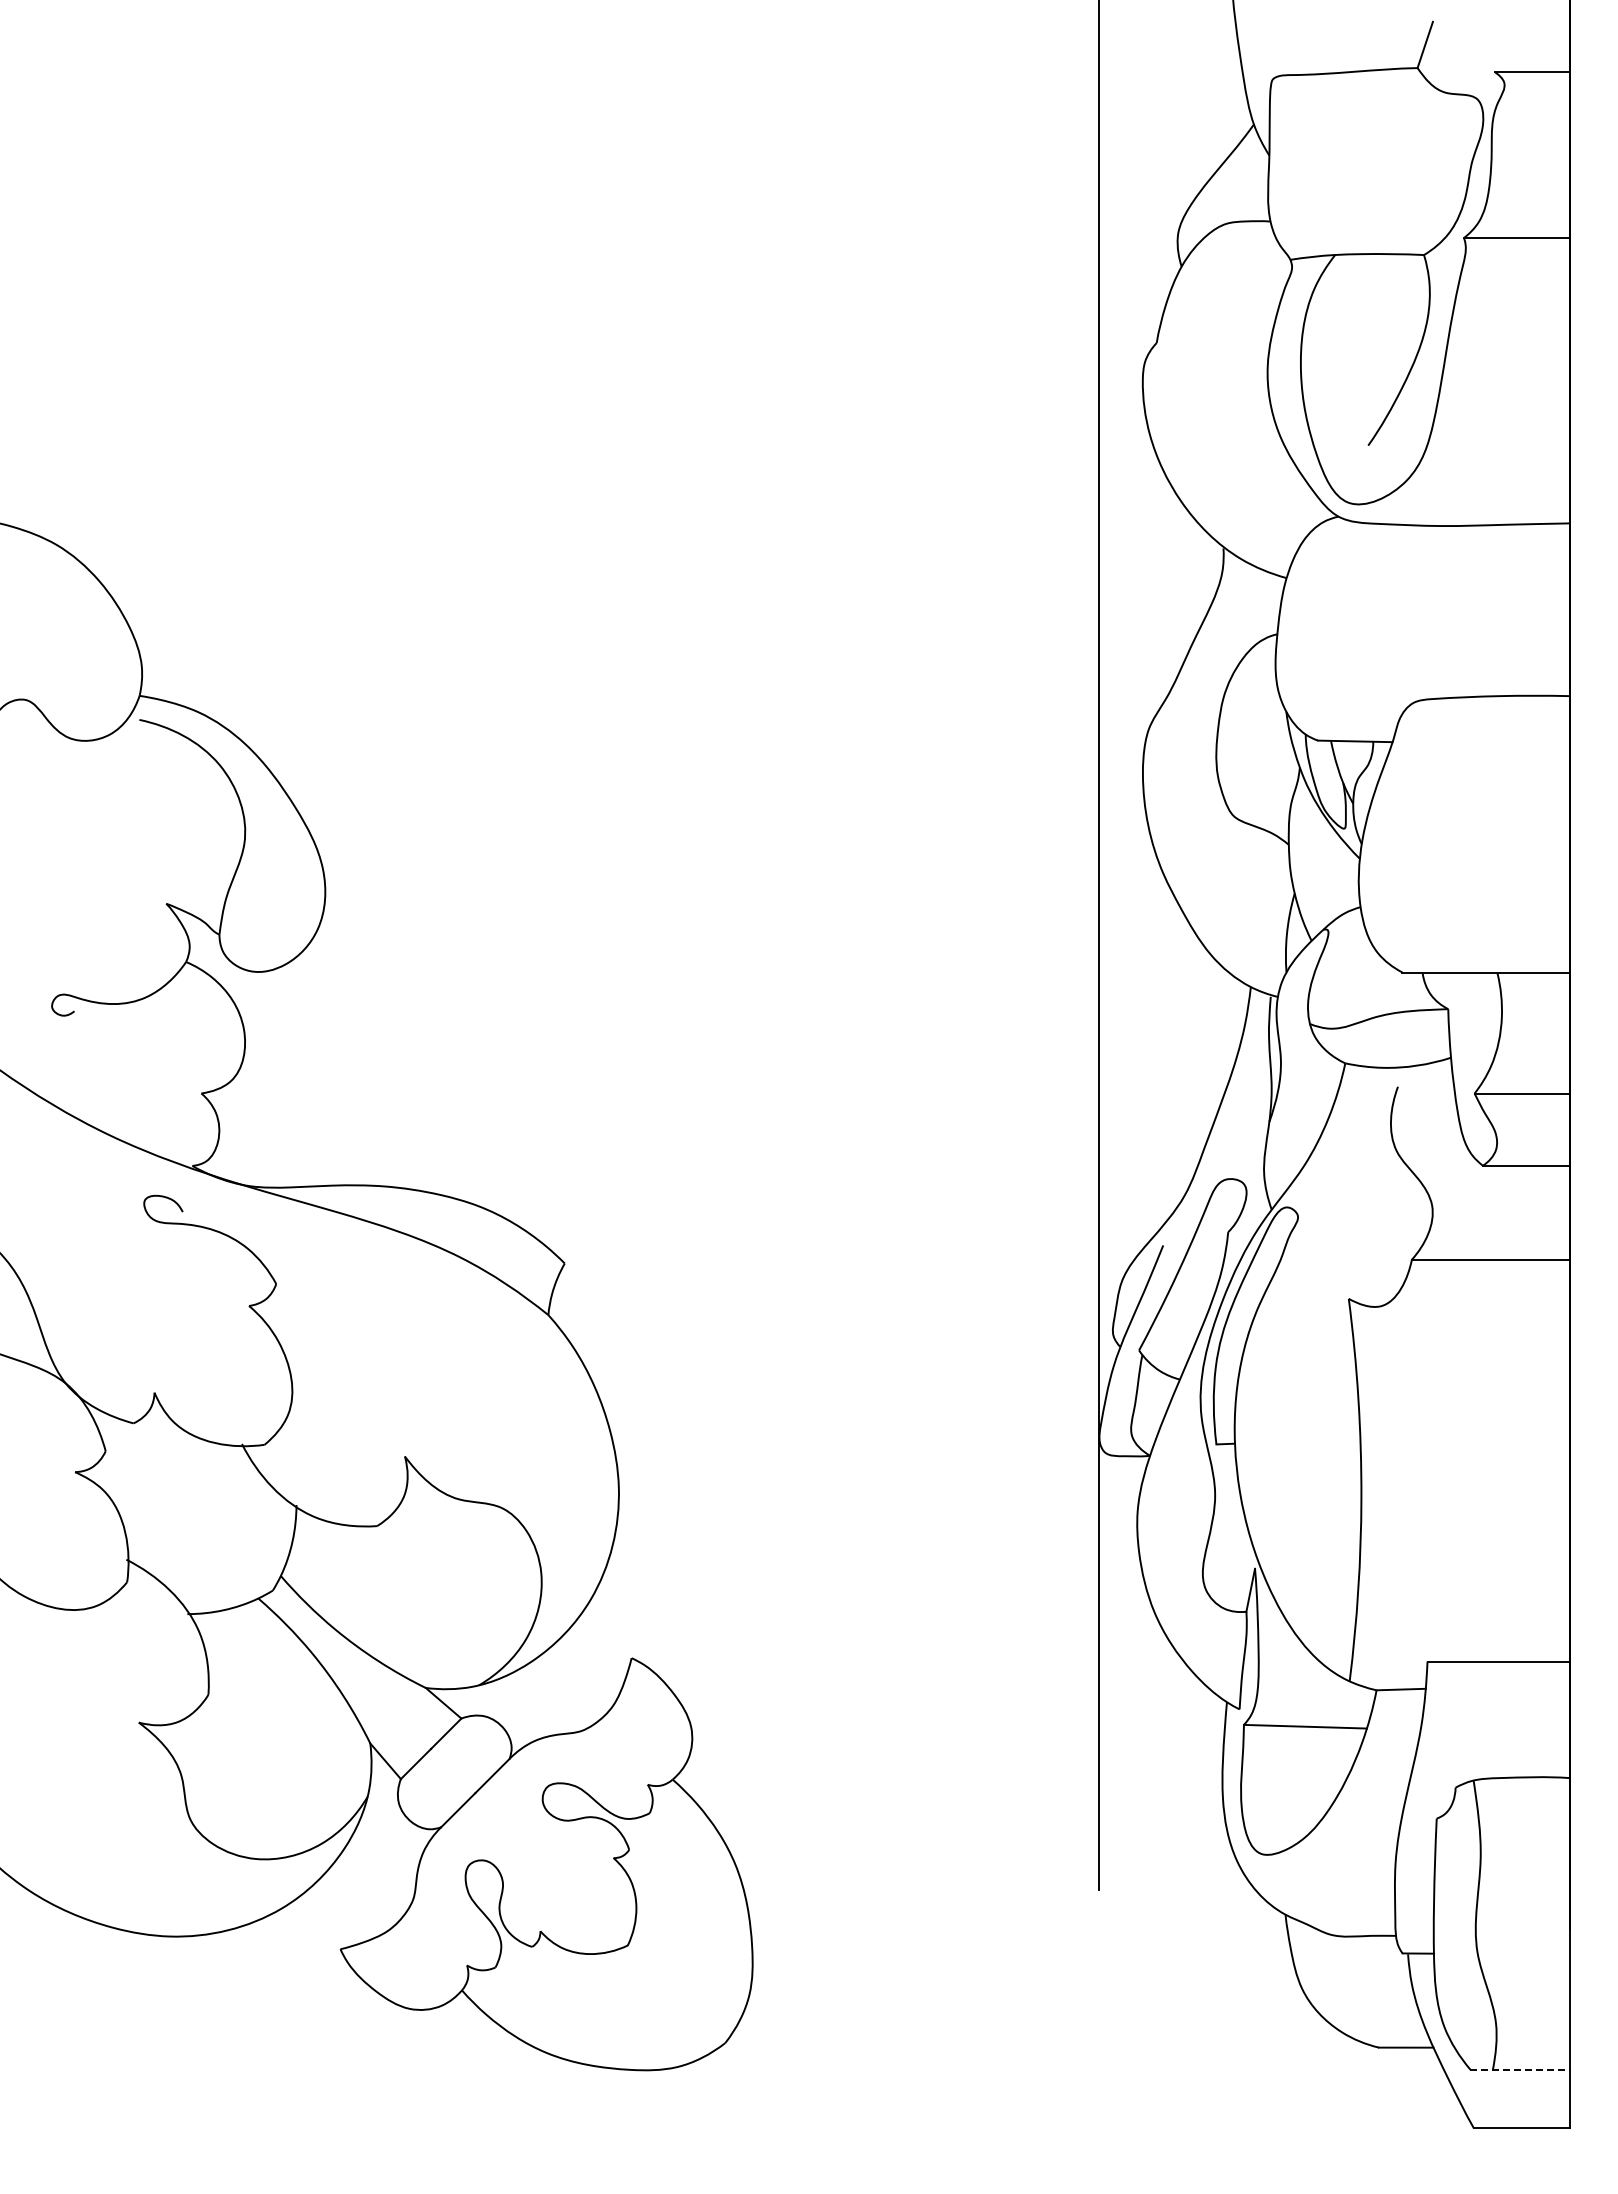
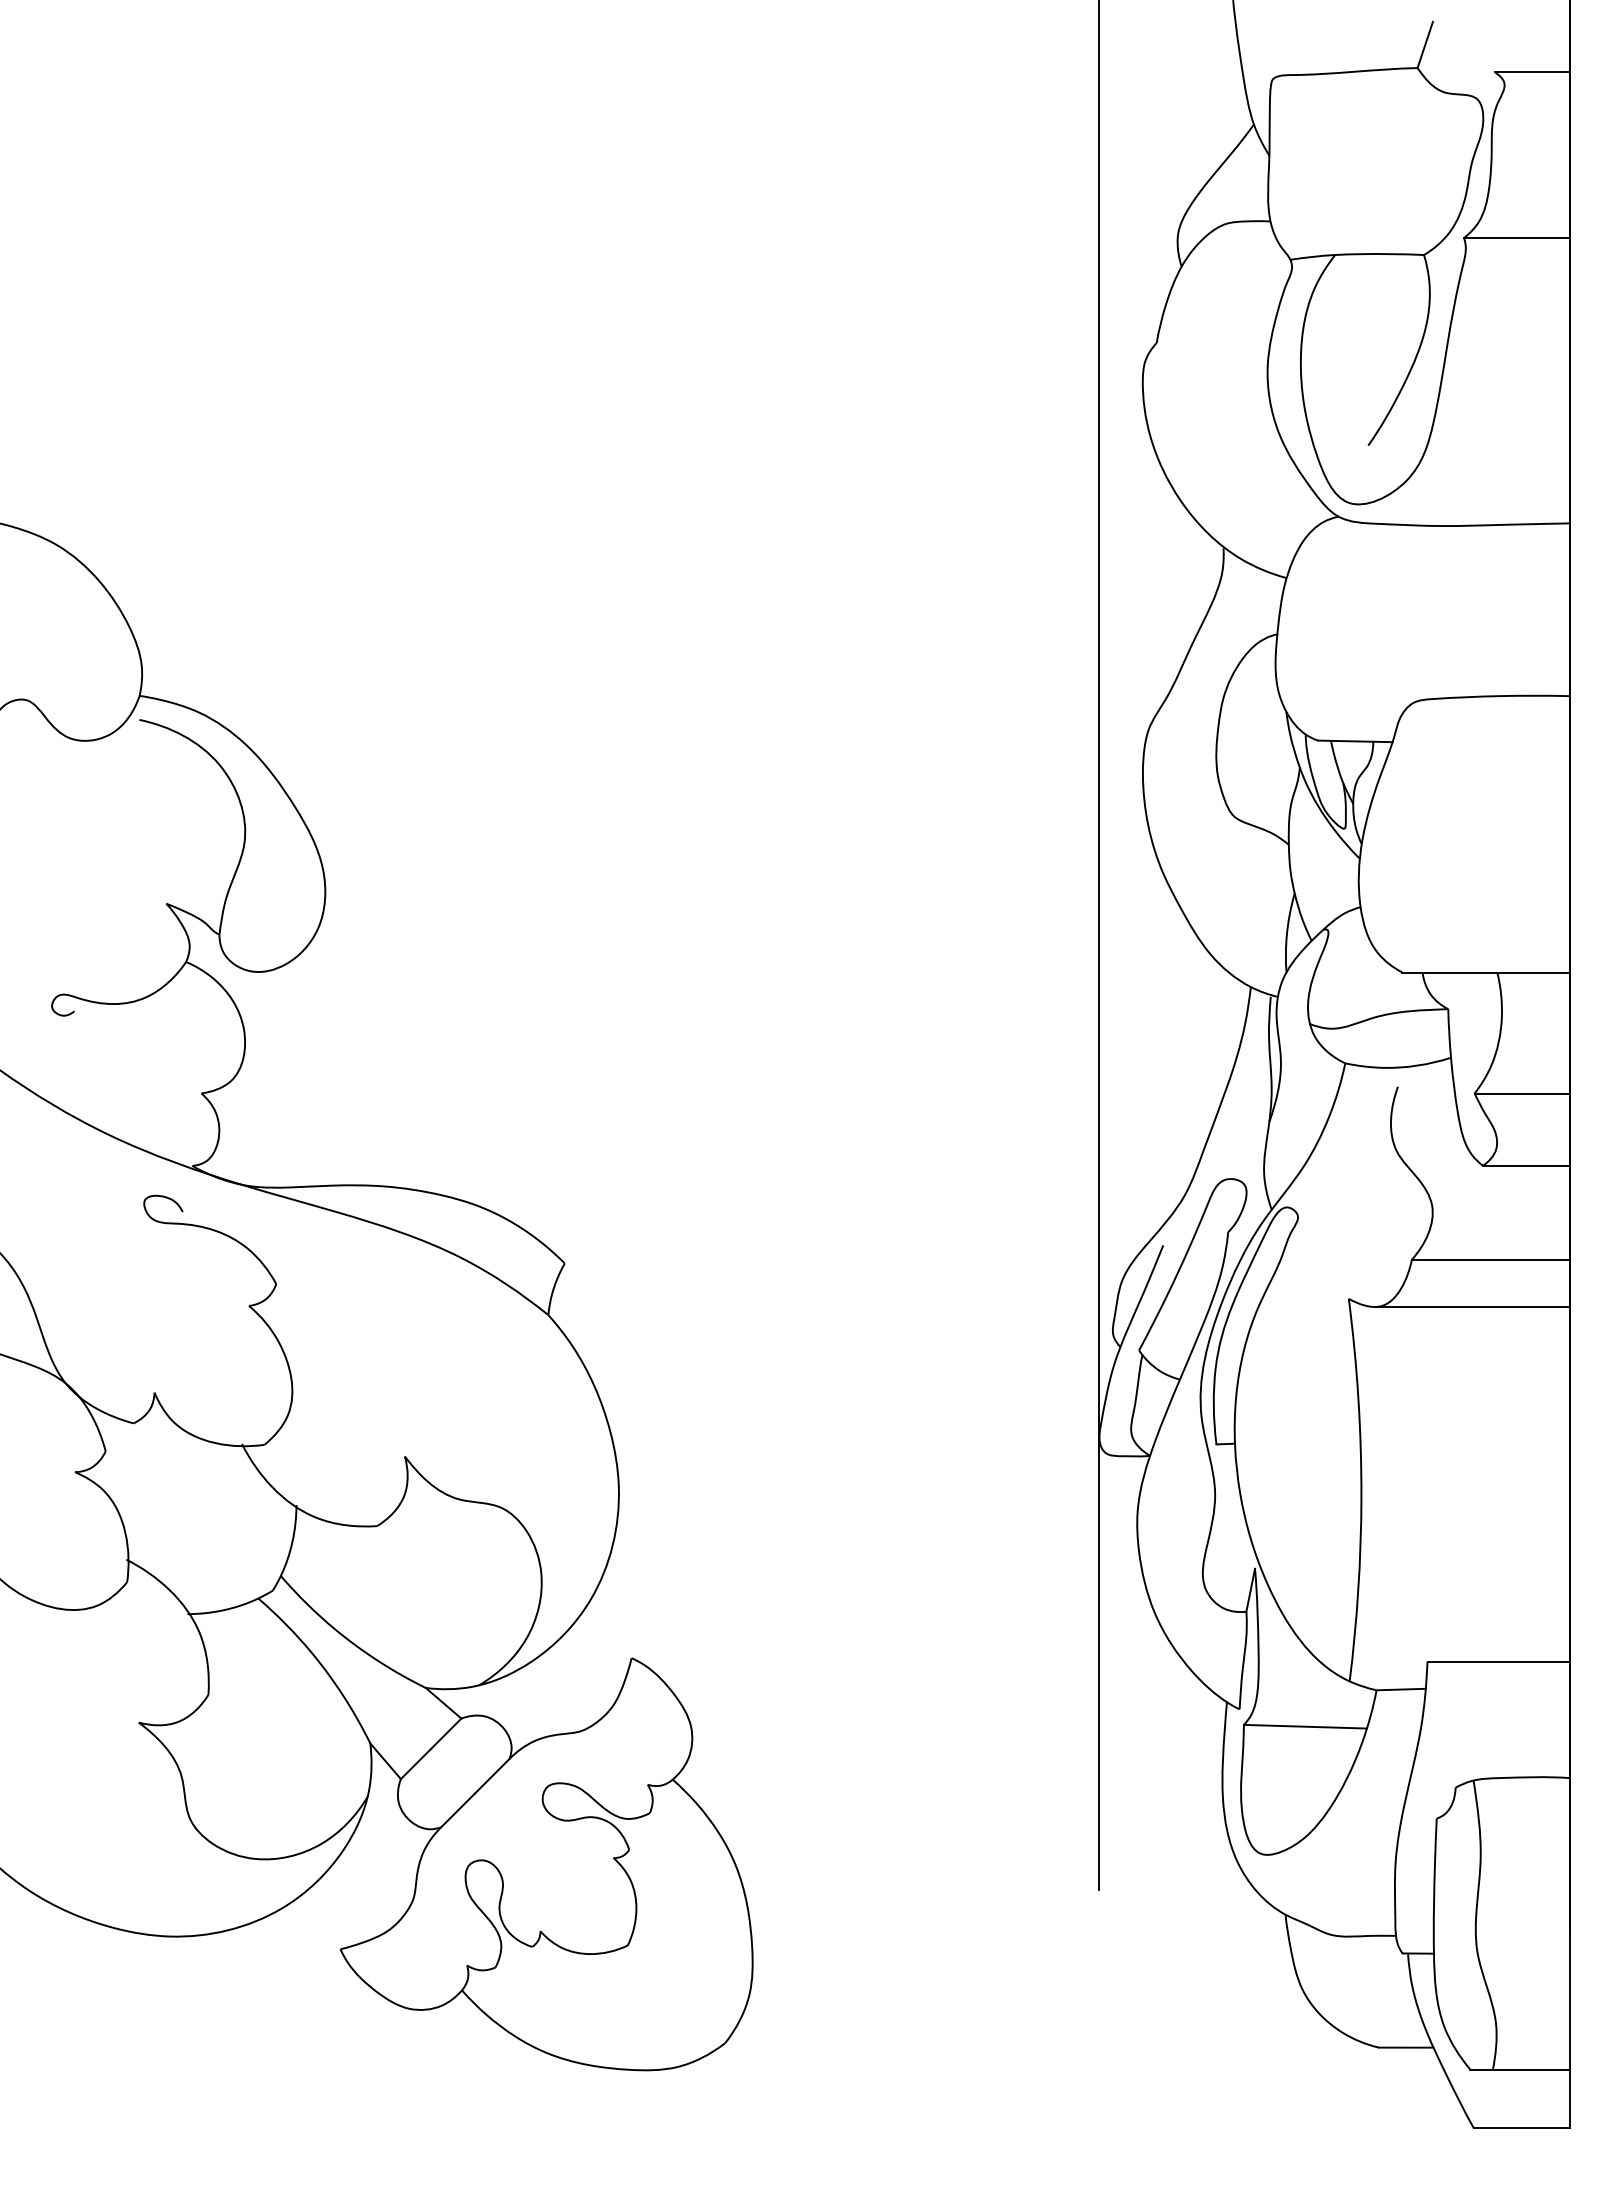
line: none -> present (1472, 1306)
line: dashed -> solid (1520, 2069)
